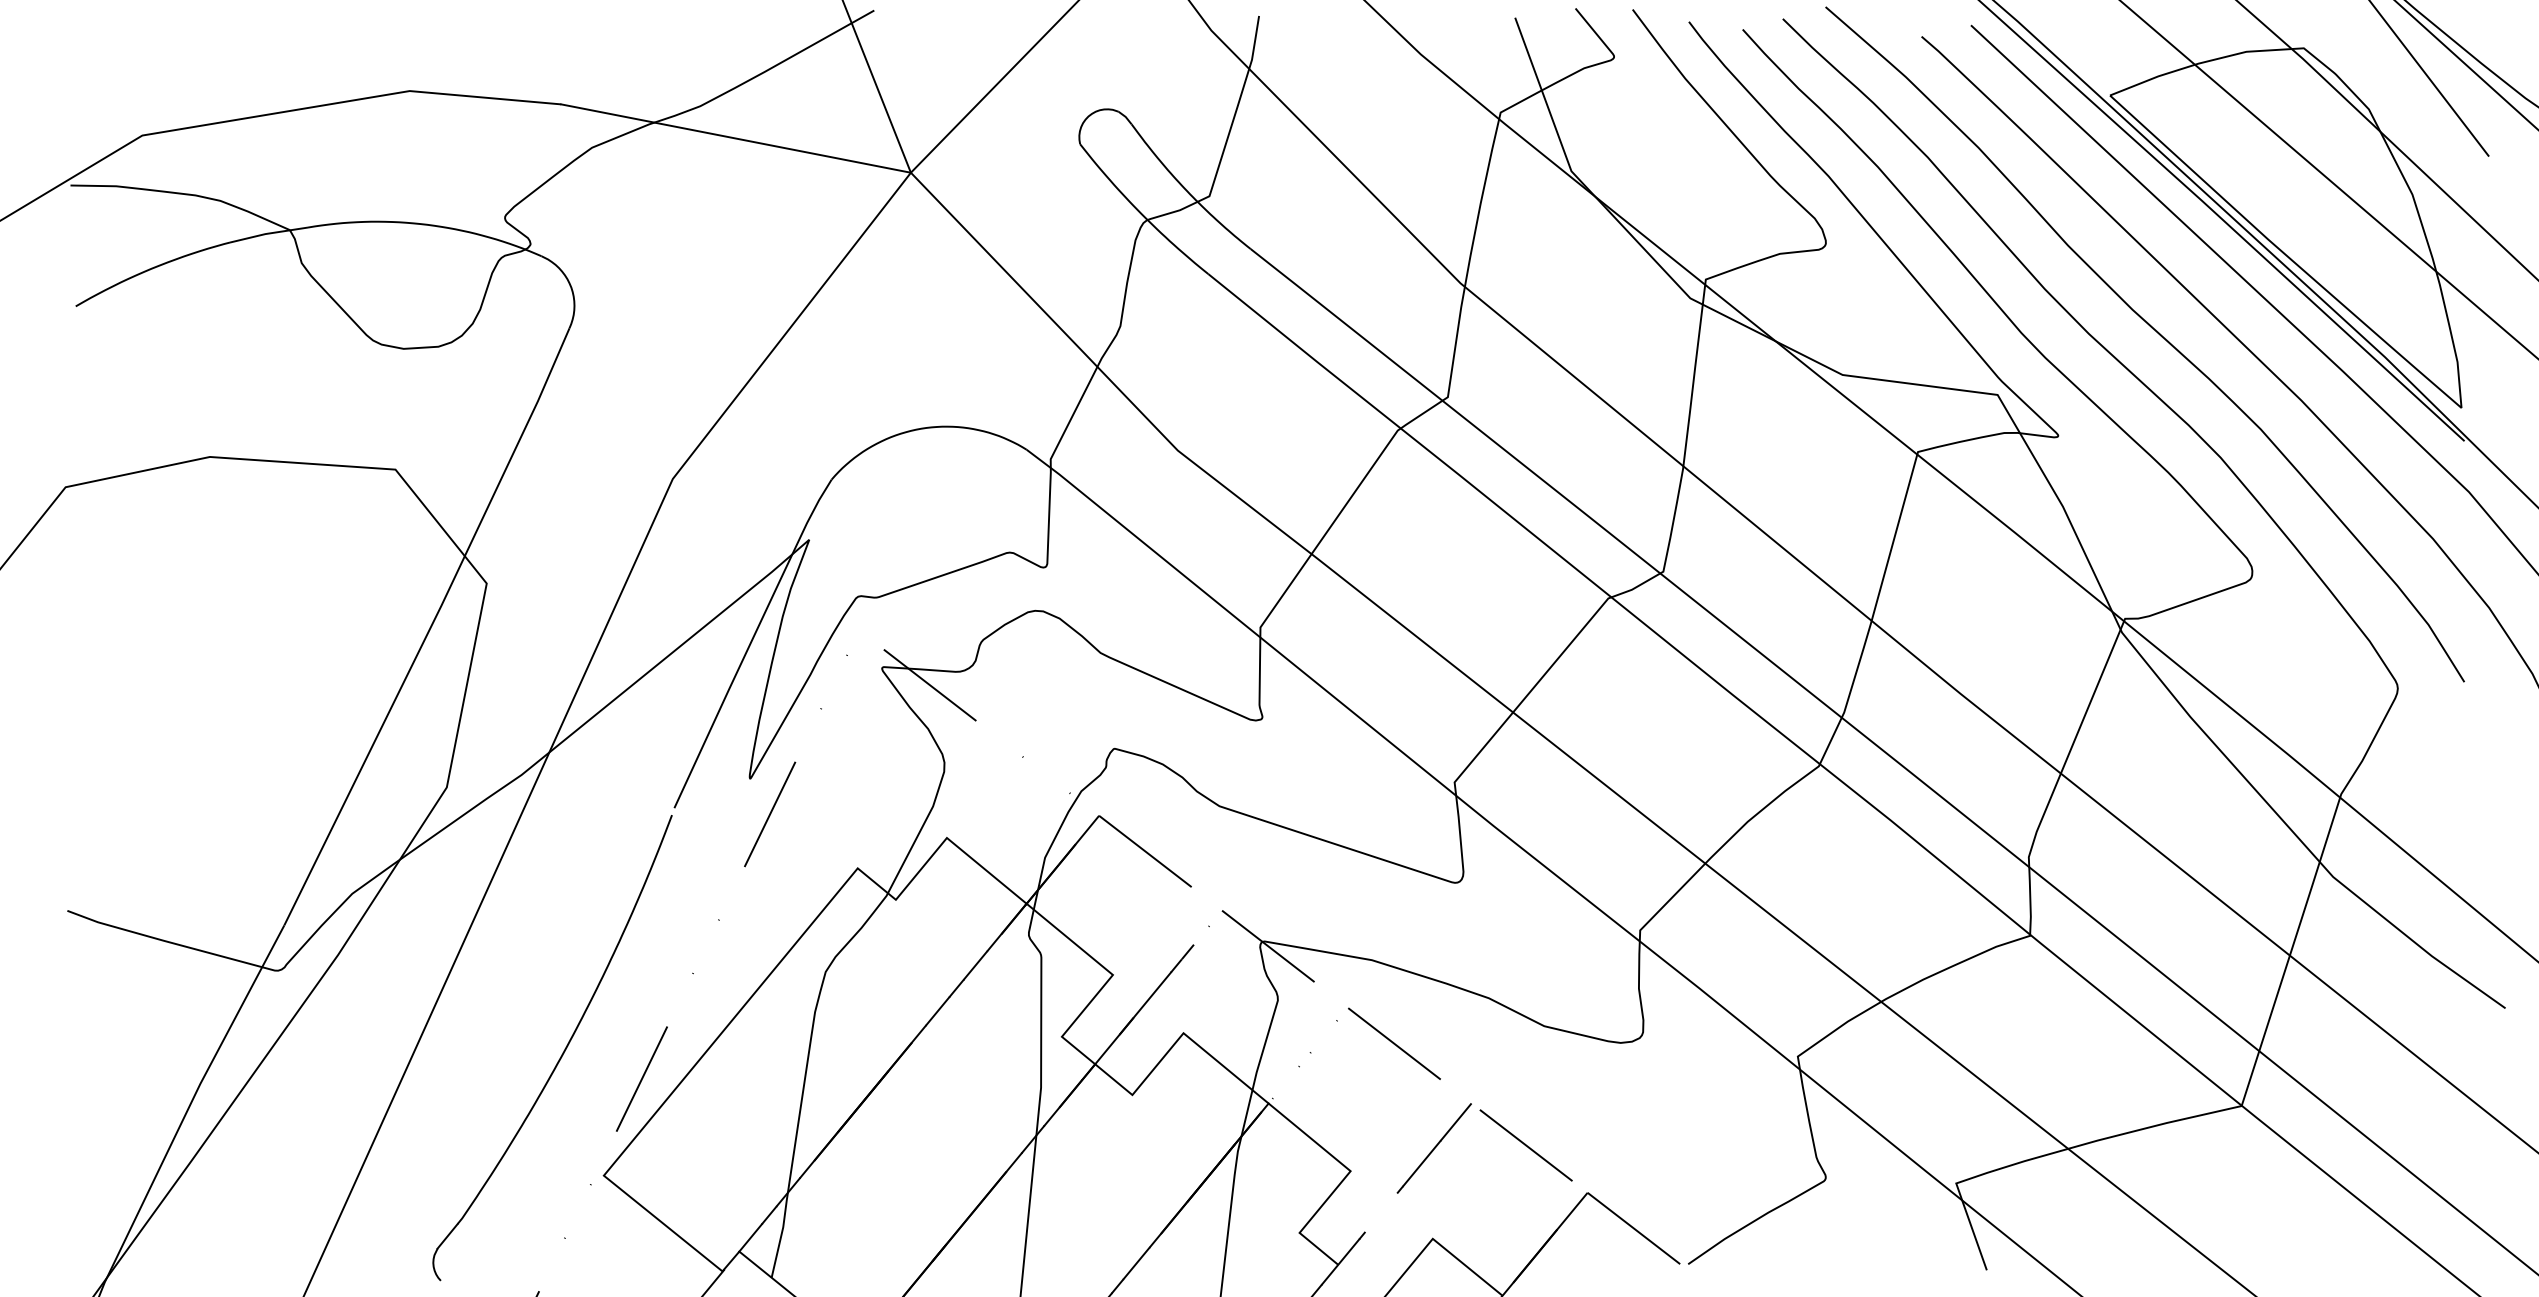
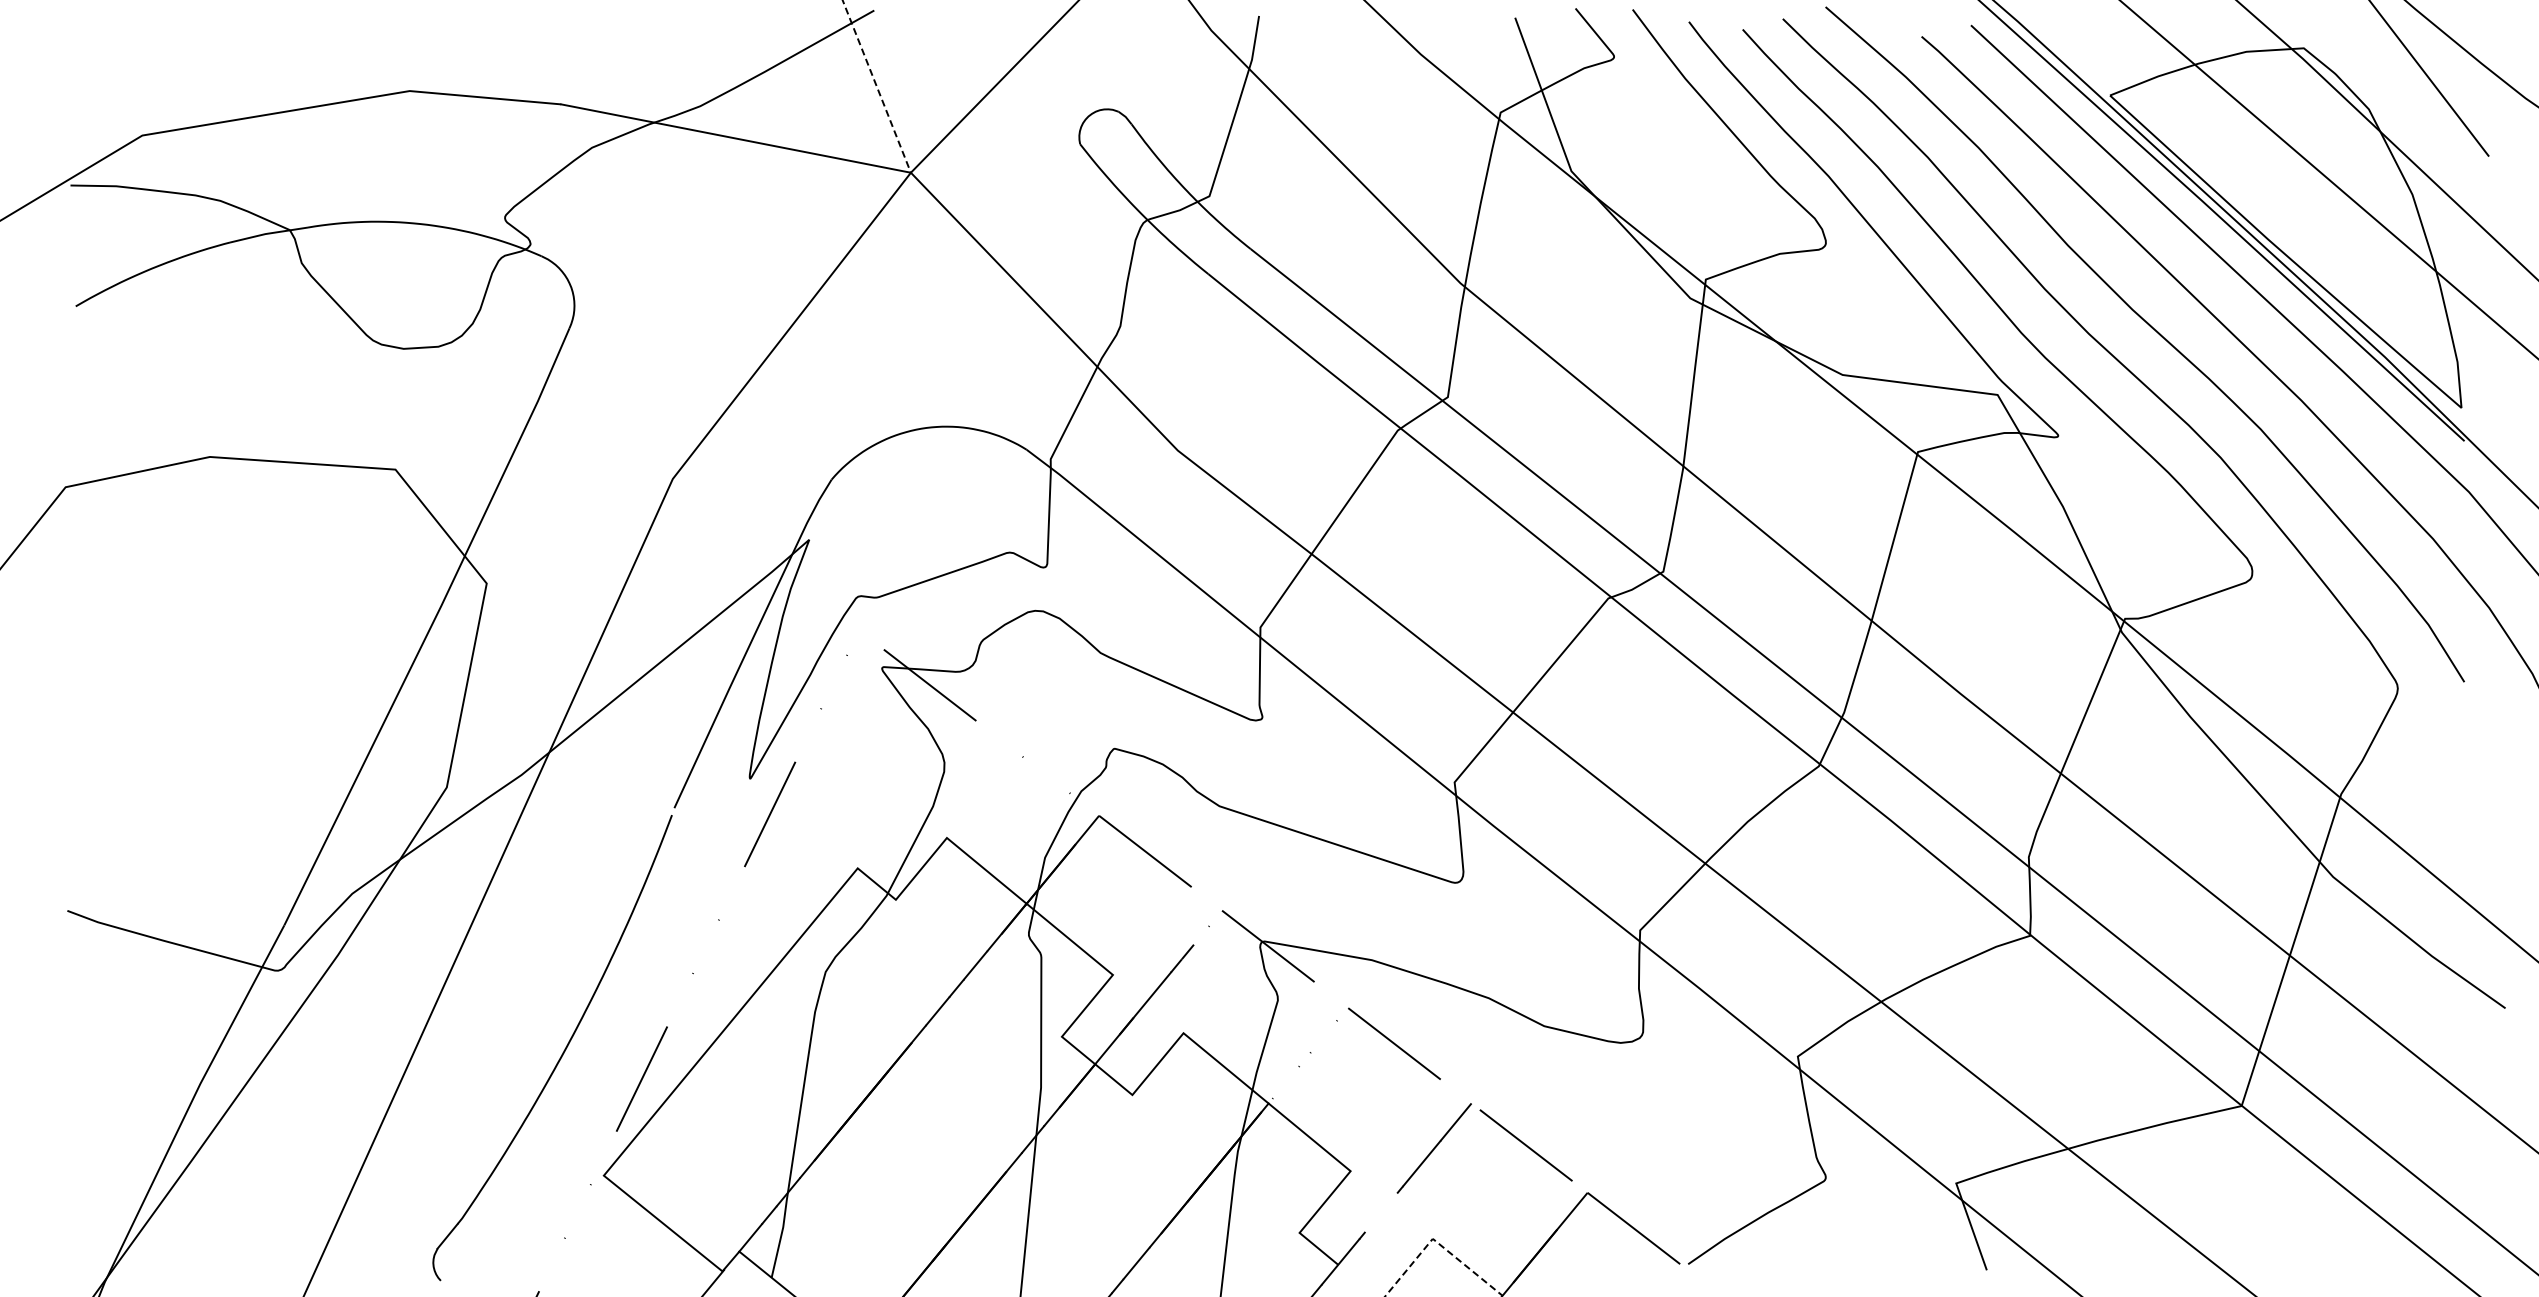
line: present -> none (2465, 64)
line: solid -> dashed (876, 86)
line: solid -> dashed (1438, 1243)
